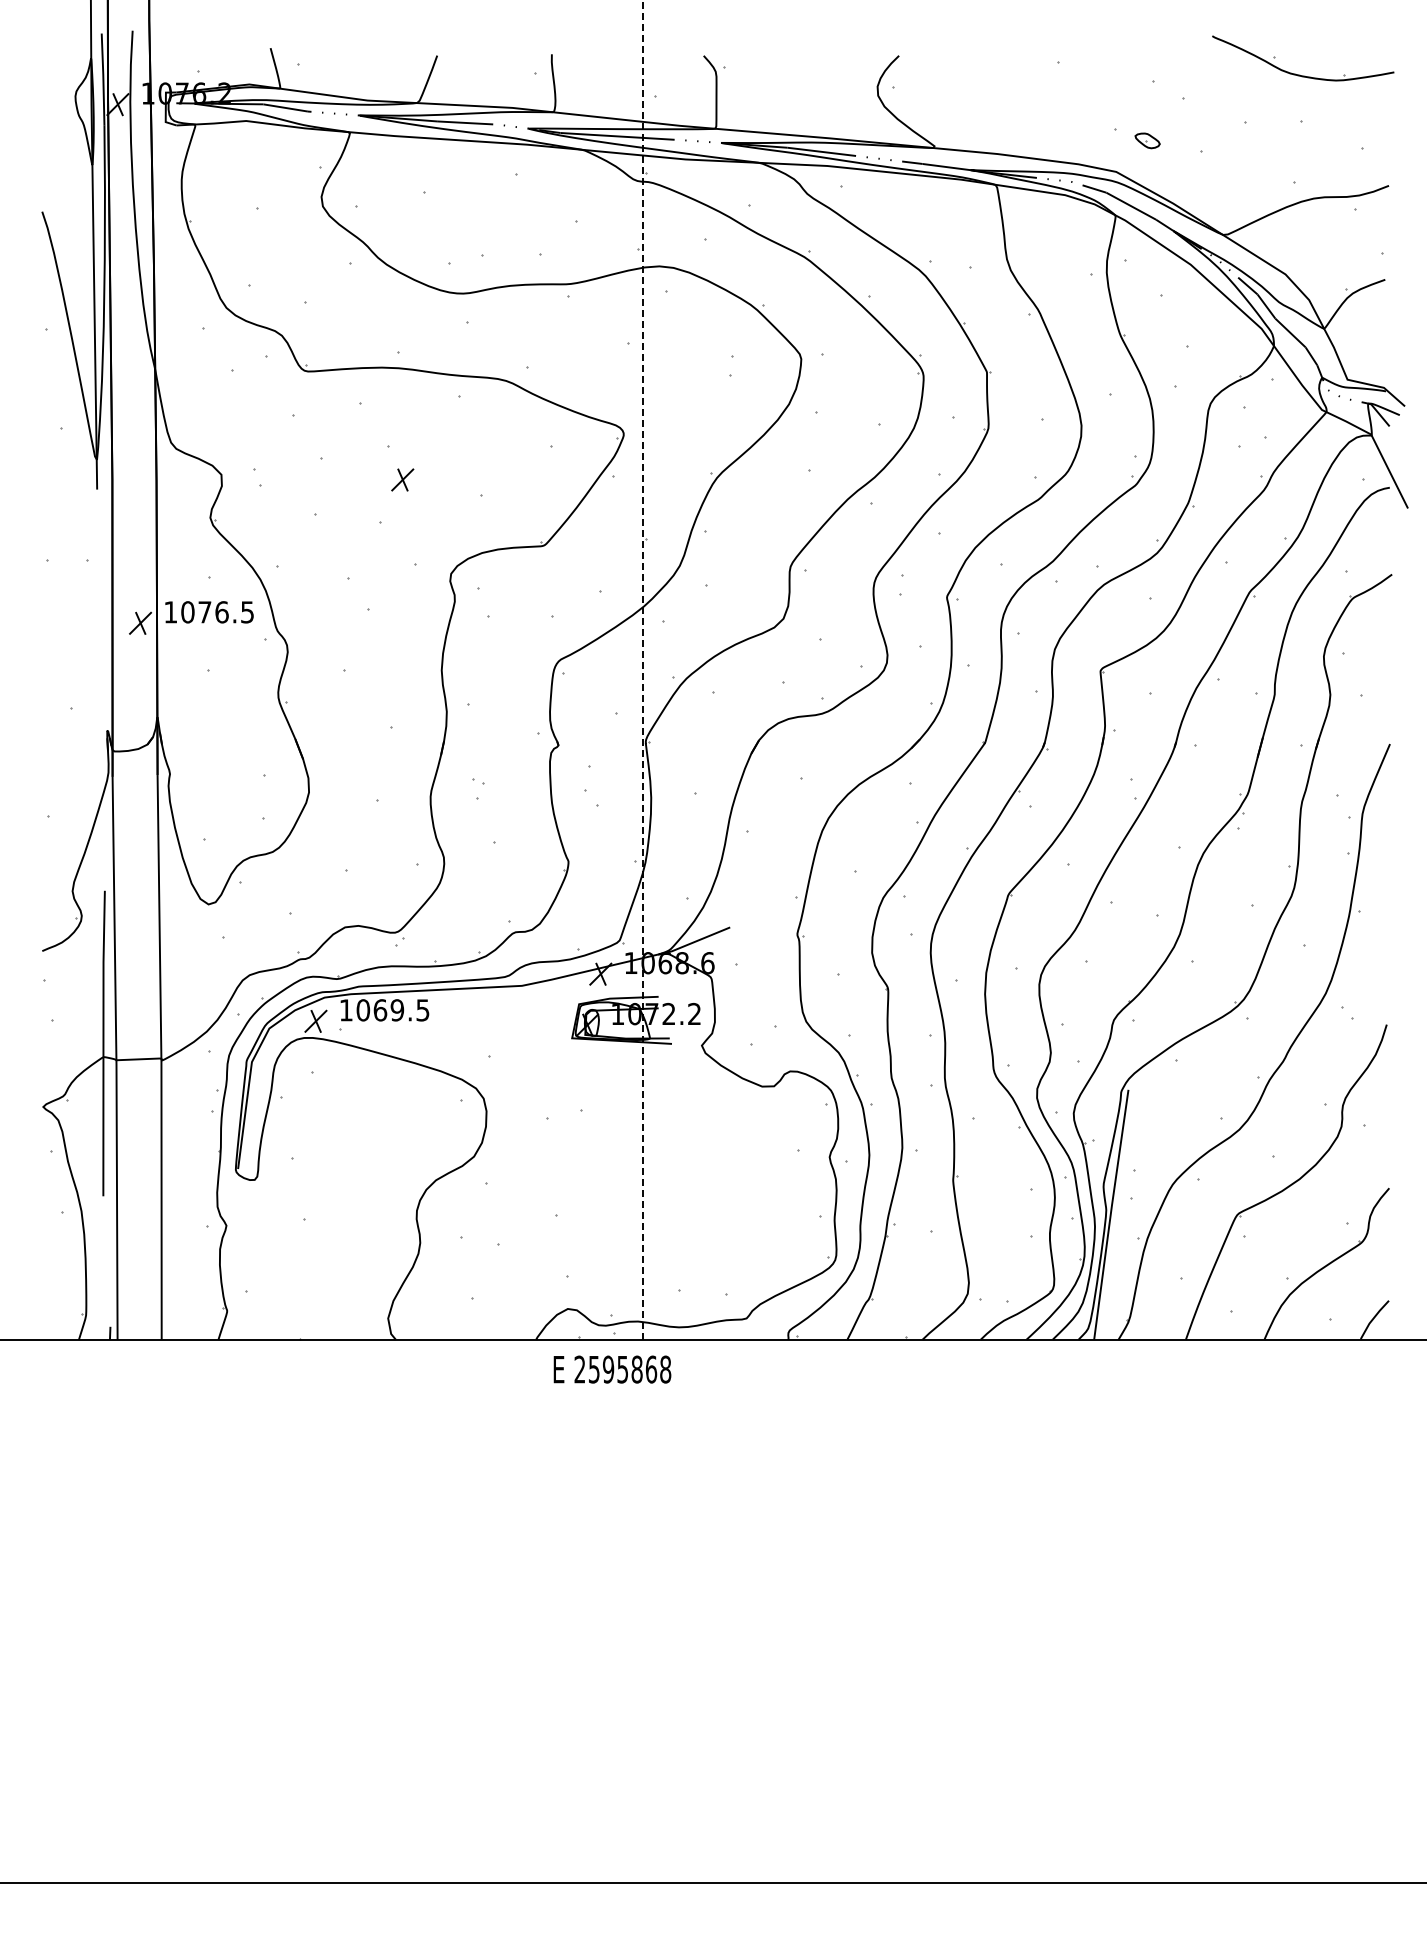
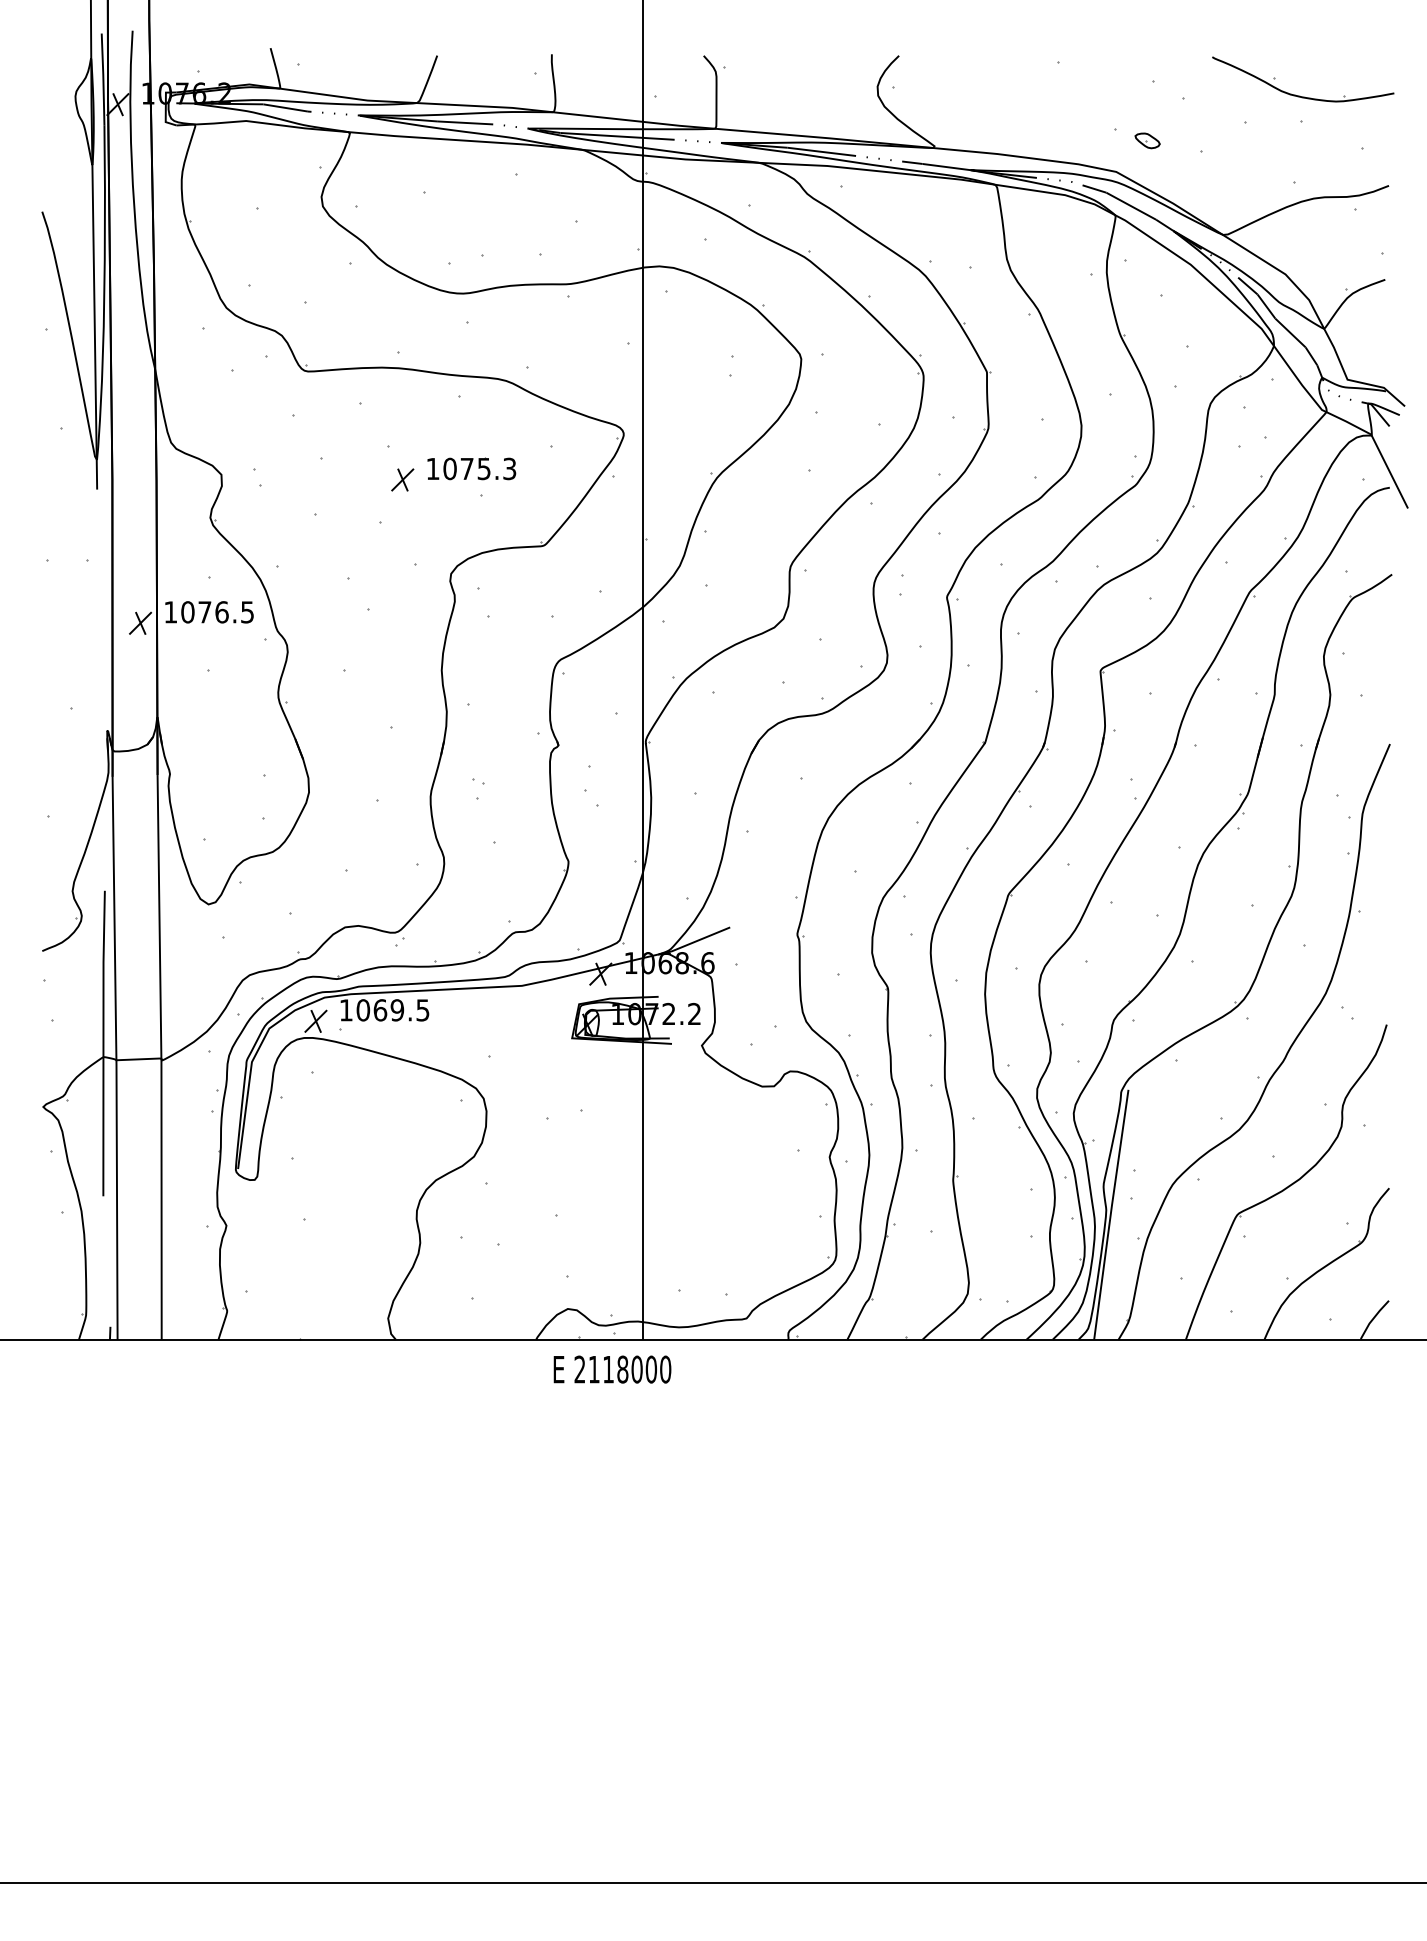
part position: (1299, 74) -> (1299, 95) (1299, 95)
part: none -> present (471, 468)
line: dashed -> solid (642, 669)
text: 2595868 -> 2118000 (630, 1369)
